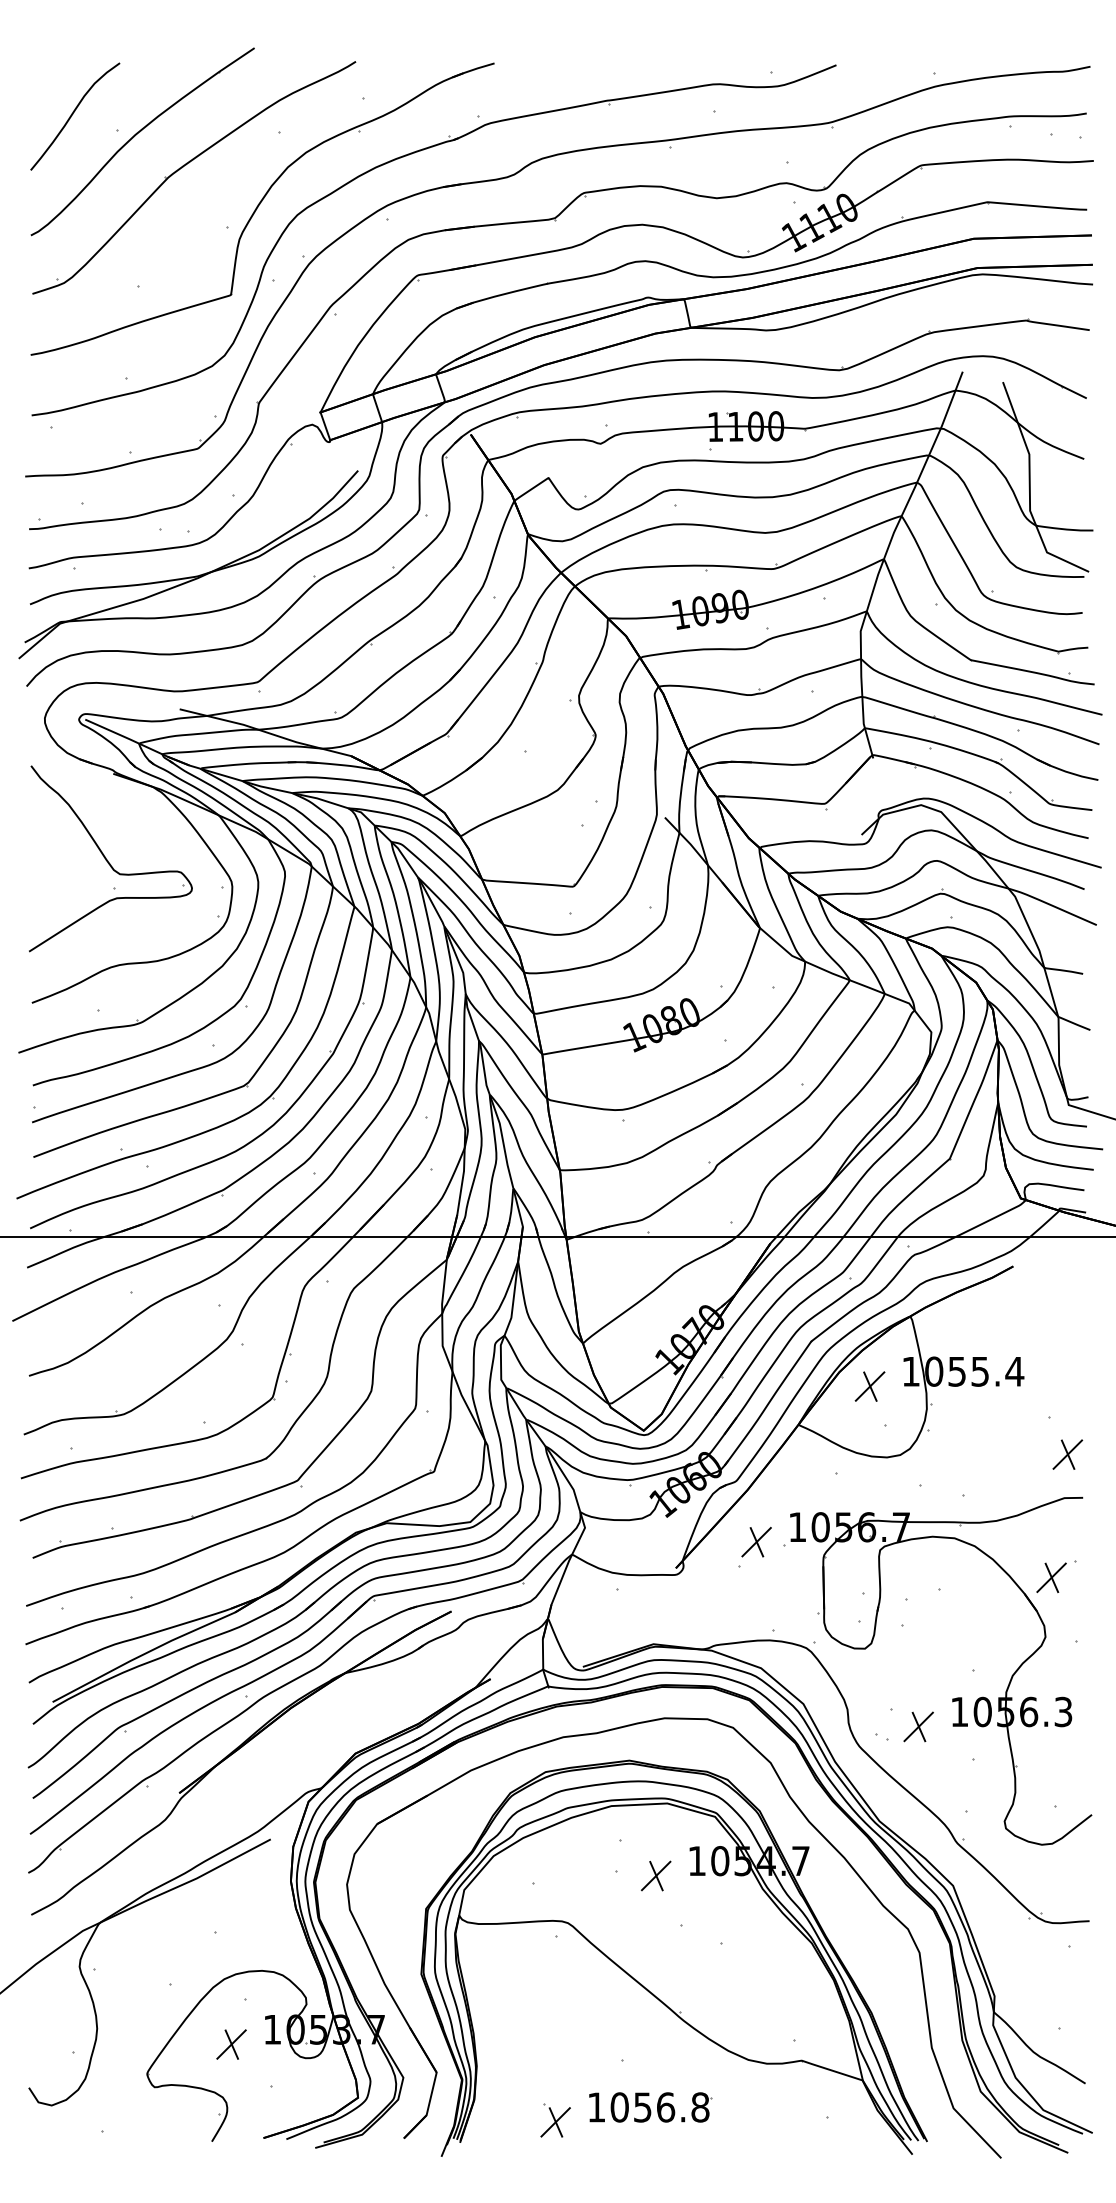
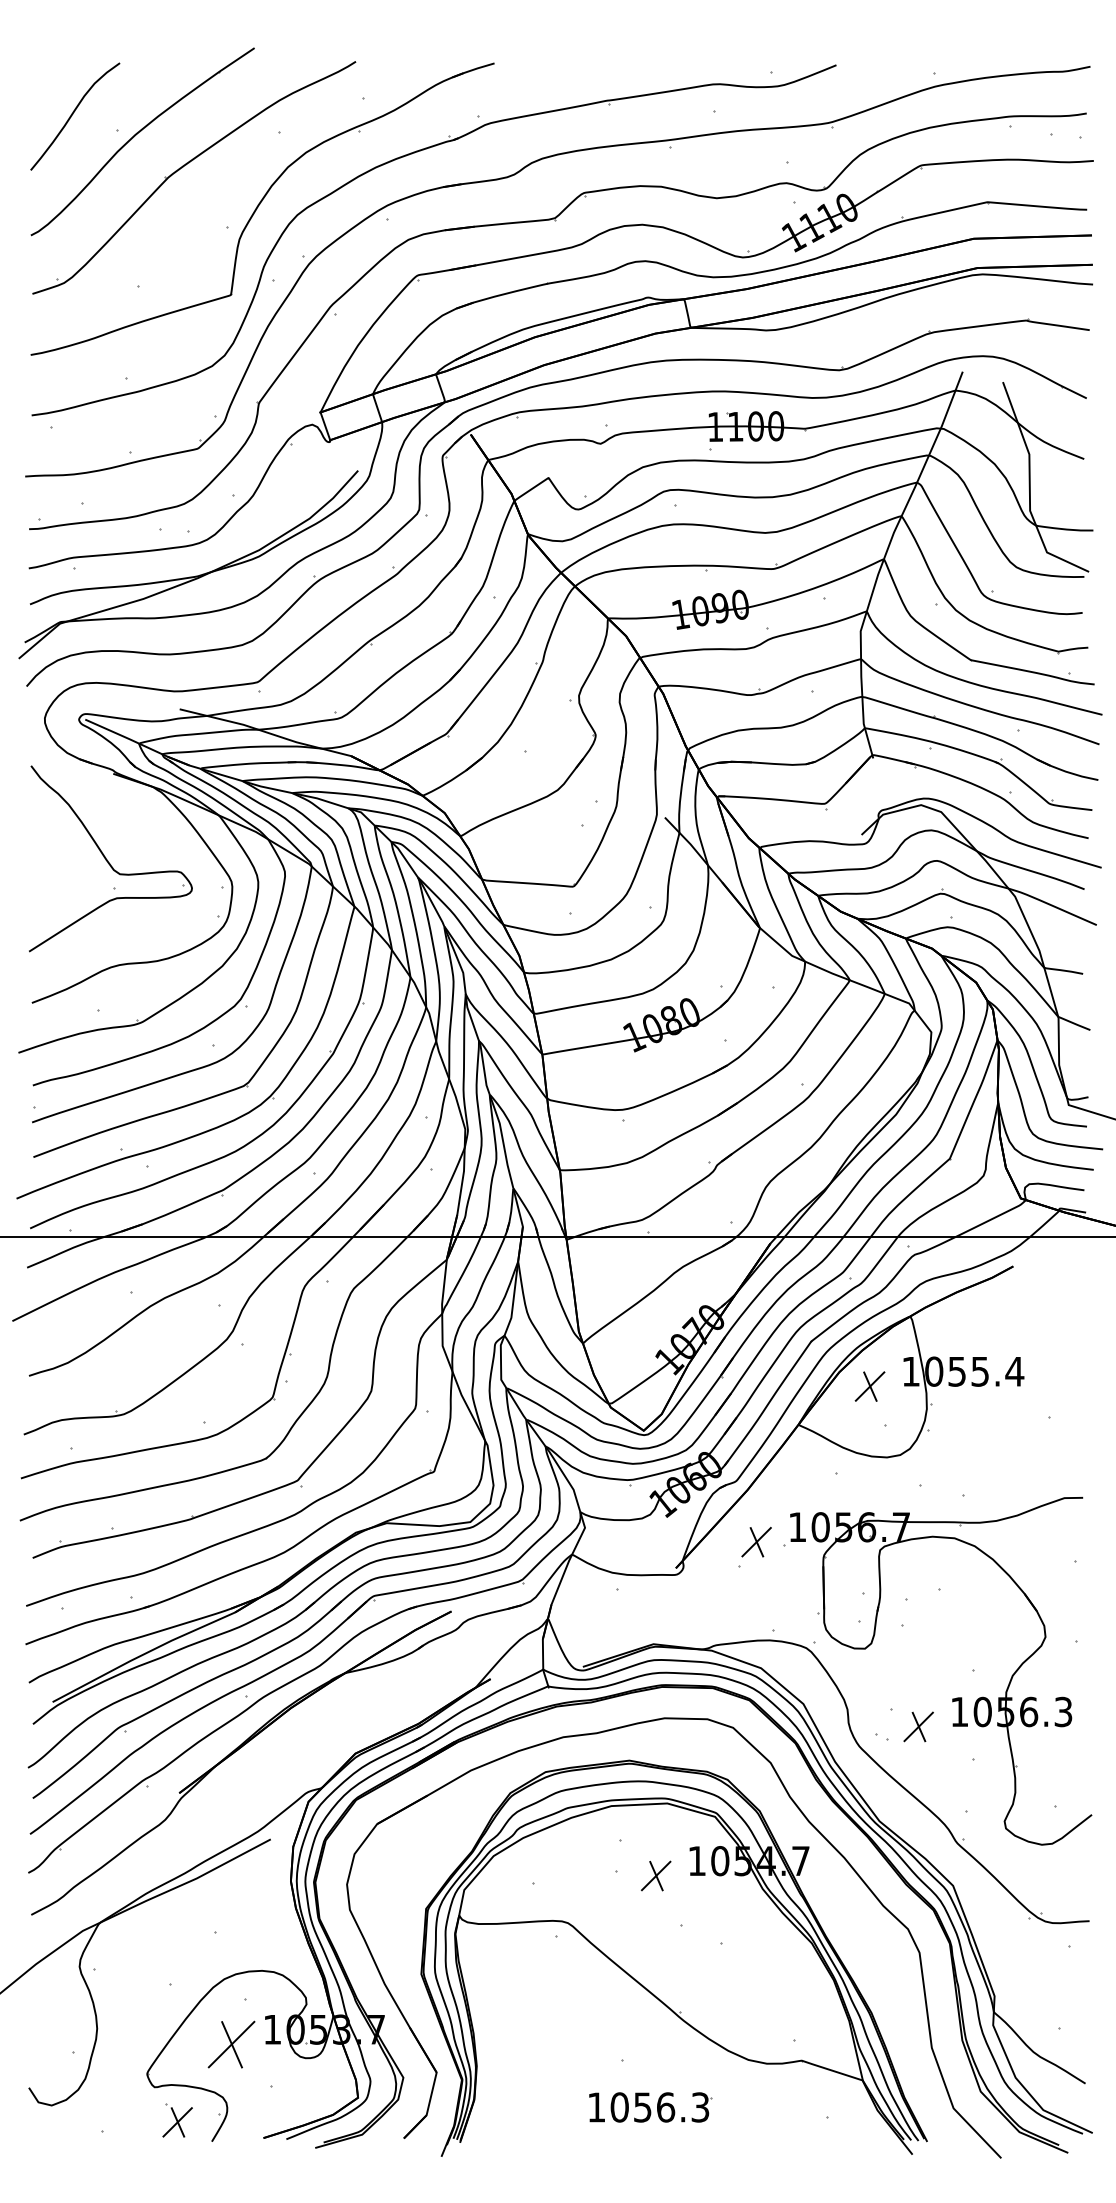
part: present -> none (1067, 1454)
part: present -> none (1051, 1577)
part size: 31x31 px -> 49x49 px (231, 2044)
text: 1056.8 -> 1056.3 (700, 2107)
part position: (555, 2120) -> (177, 2120) (177, 2120)
